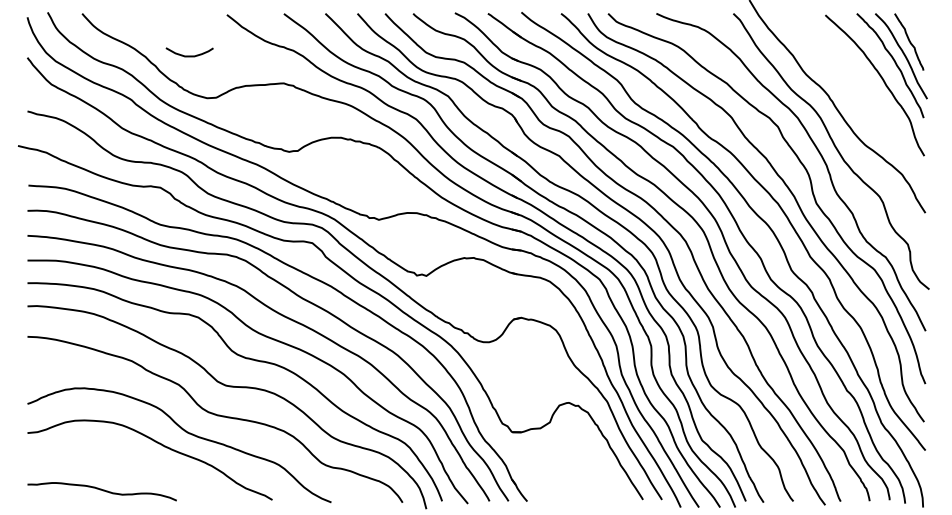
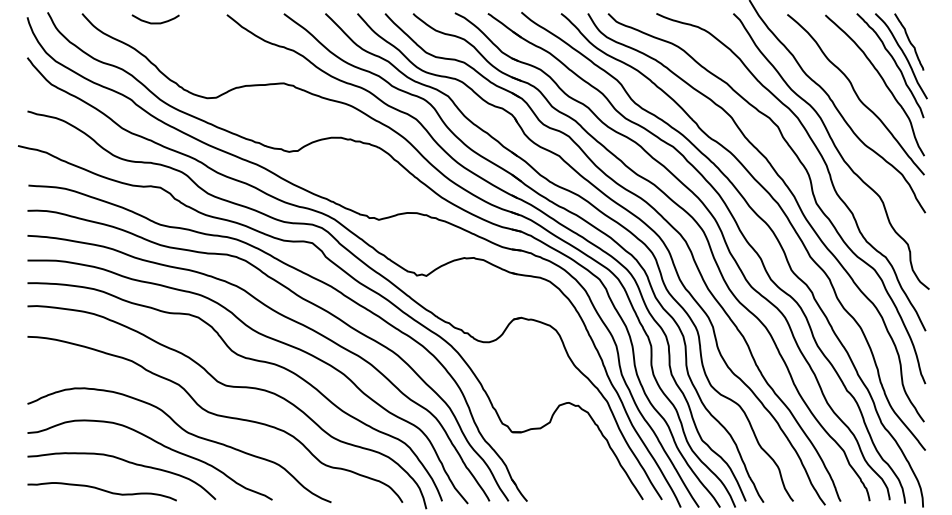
curve position: (189, 55) -> (155, 22) (155, 22)
curve: none -> present (855, 94)
curve: none -> present (126, 462)
